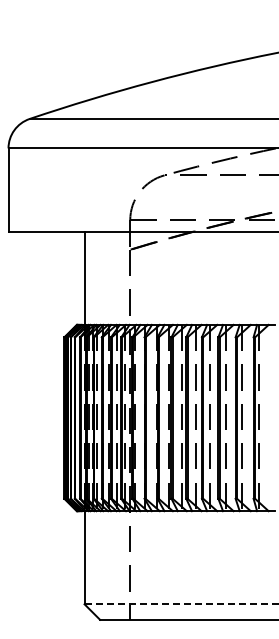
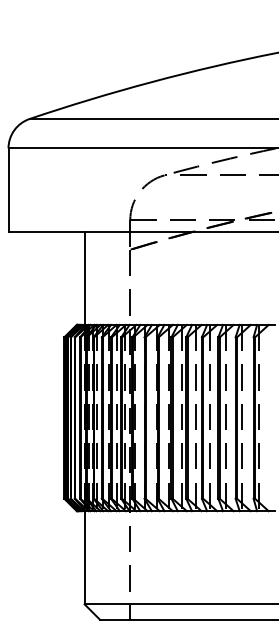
line: dashed -> solid (181, 604)
